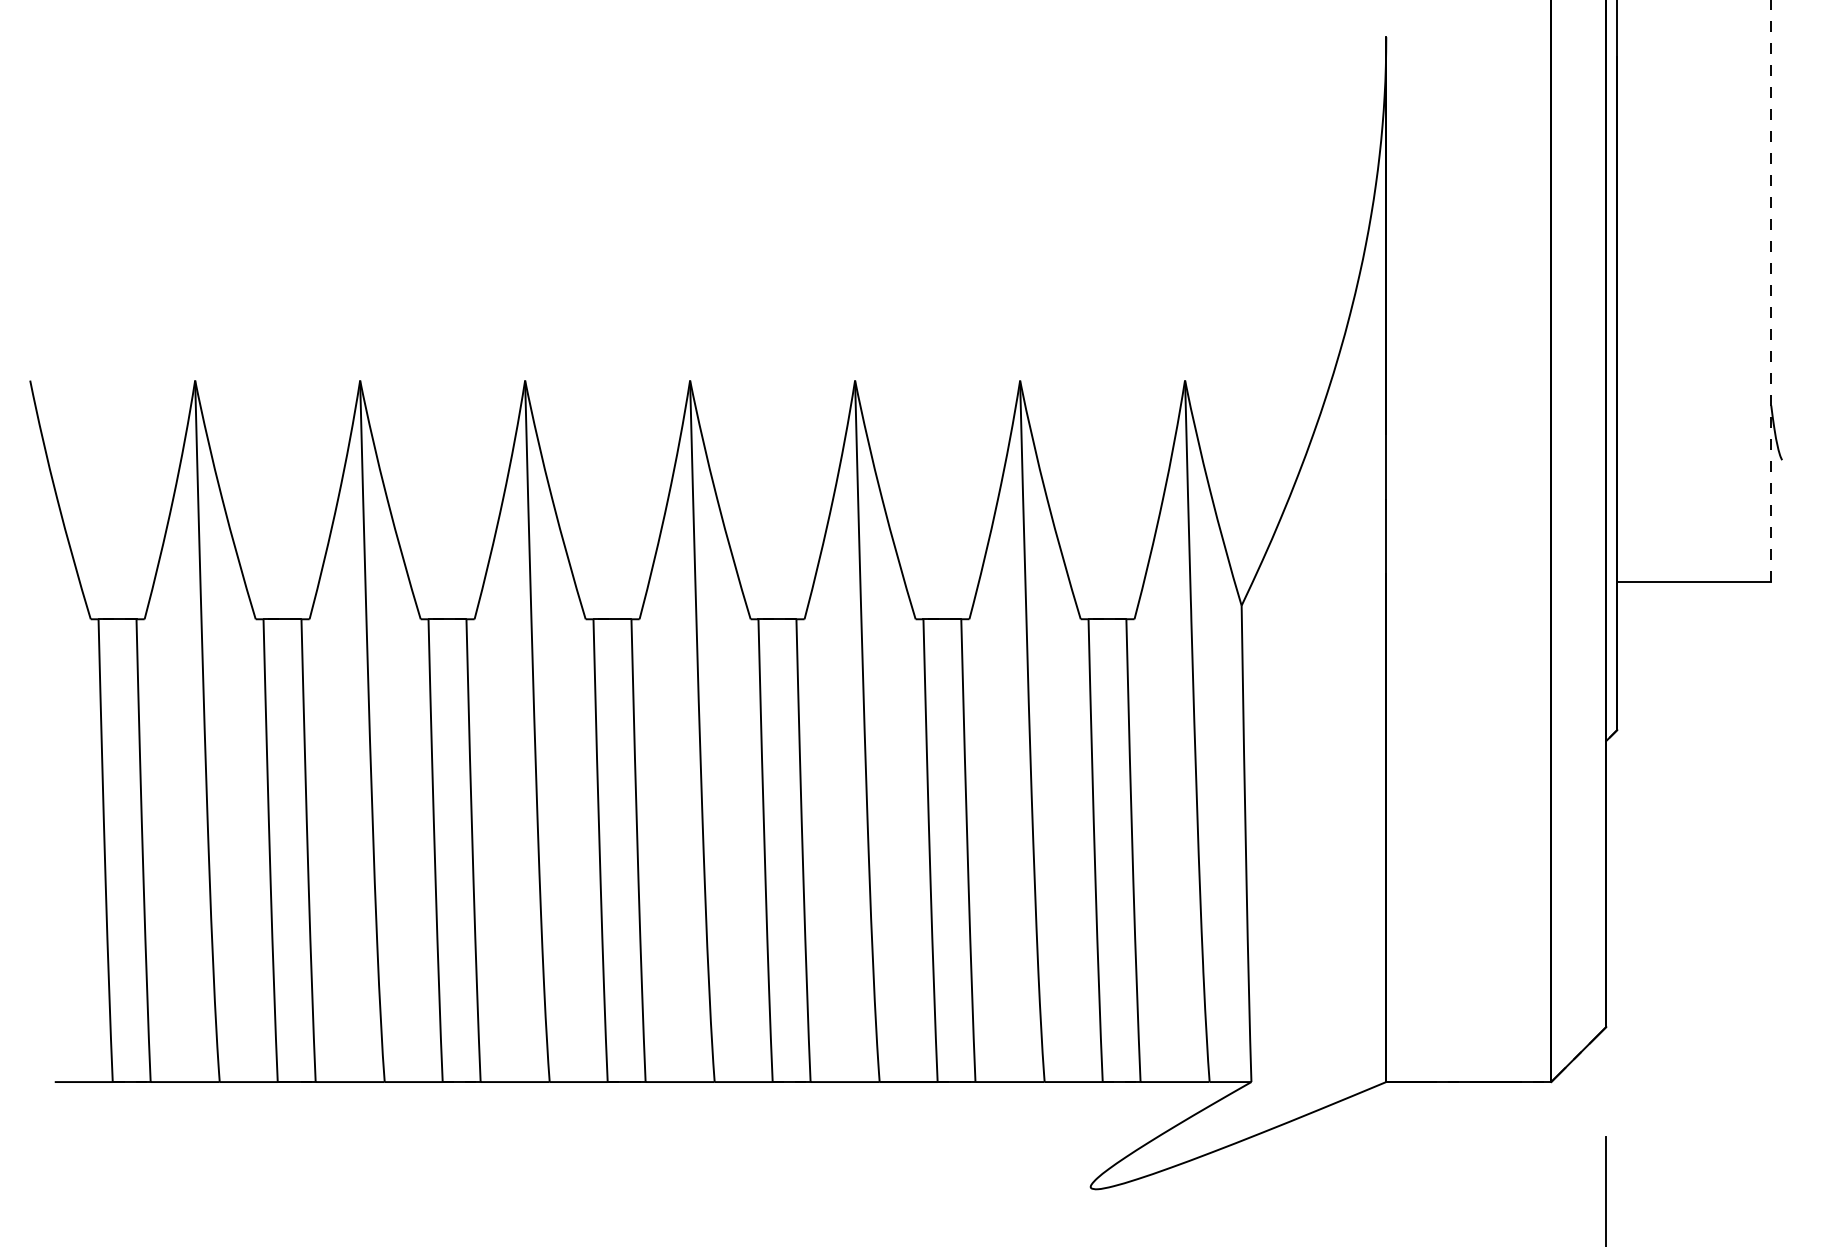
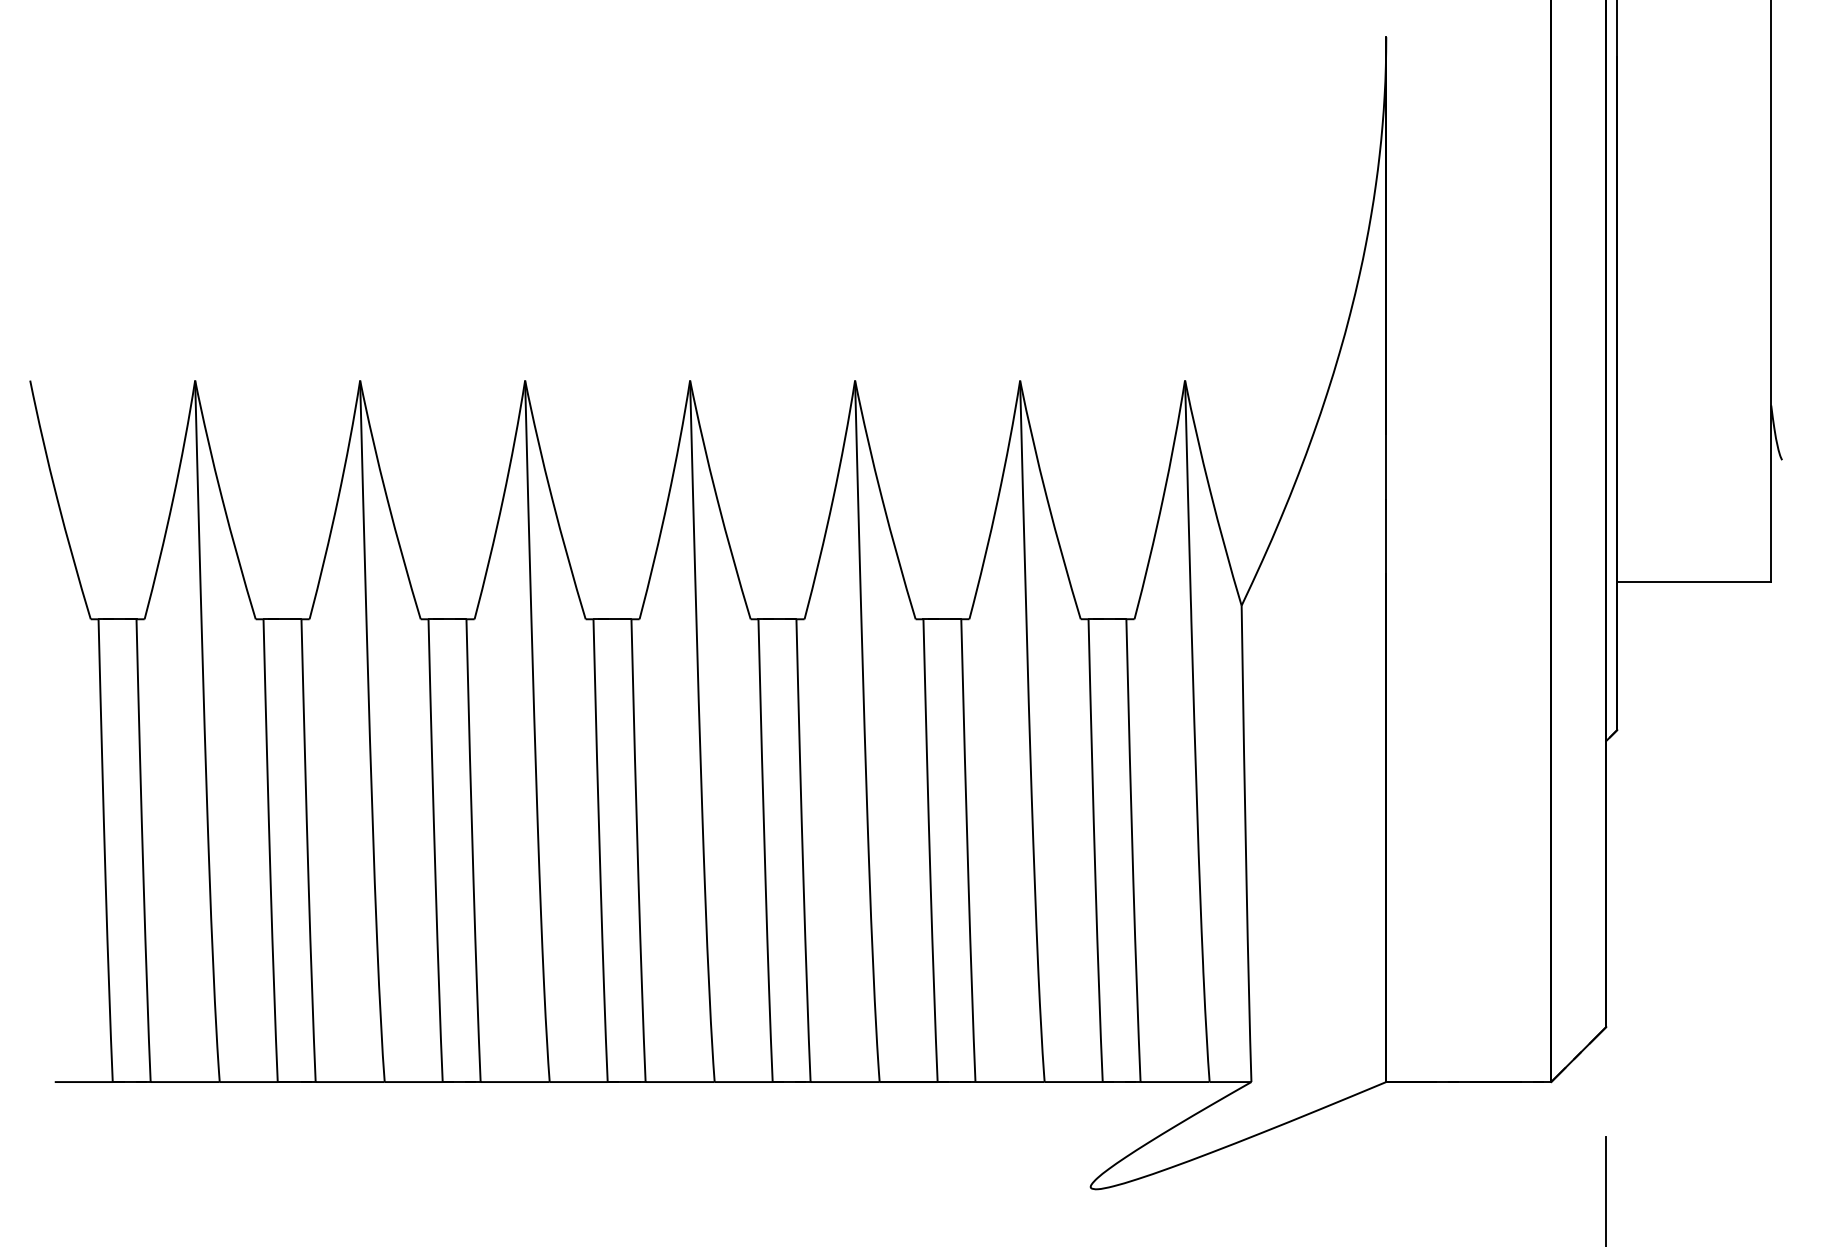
line: dashed -> solid (1771, 290)
